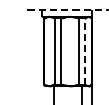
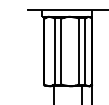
line: dashed -> solid (68, 9)
line: dashed -> solid (84, 51)
